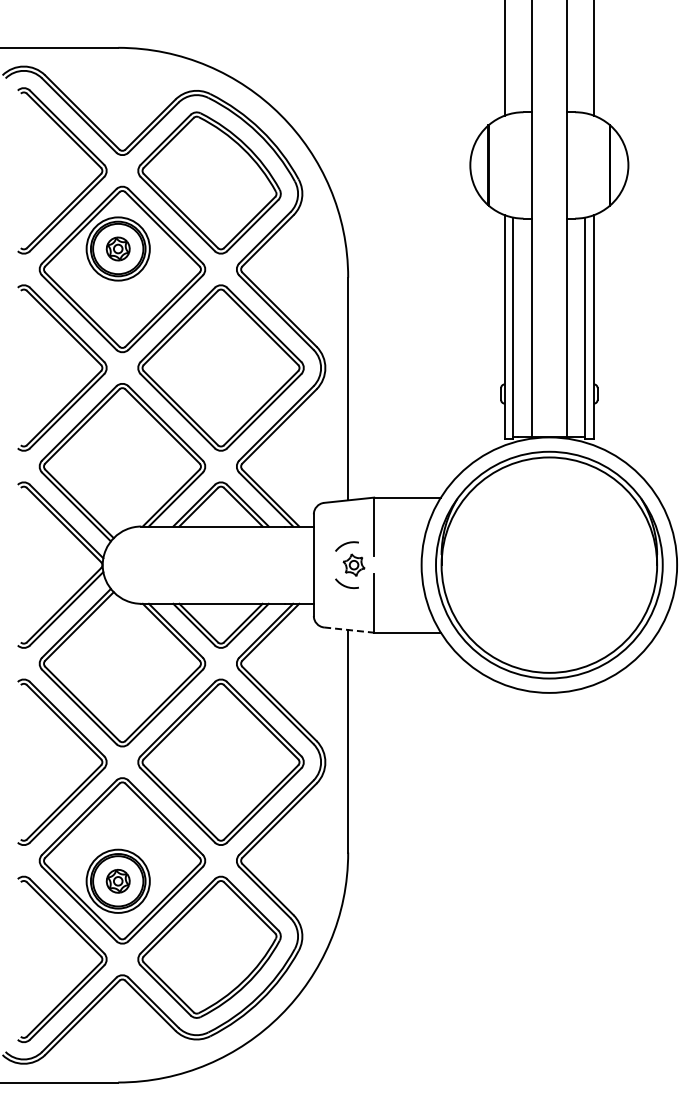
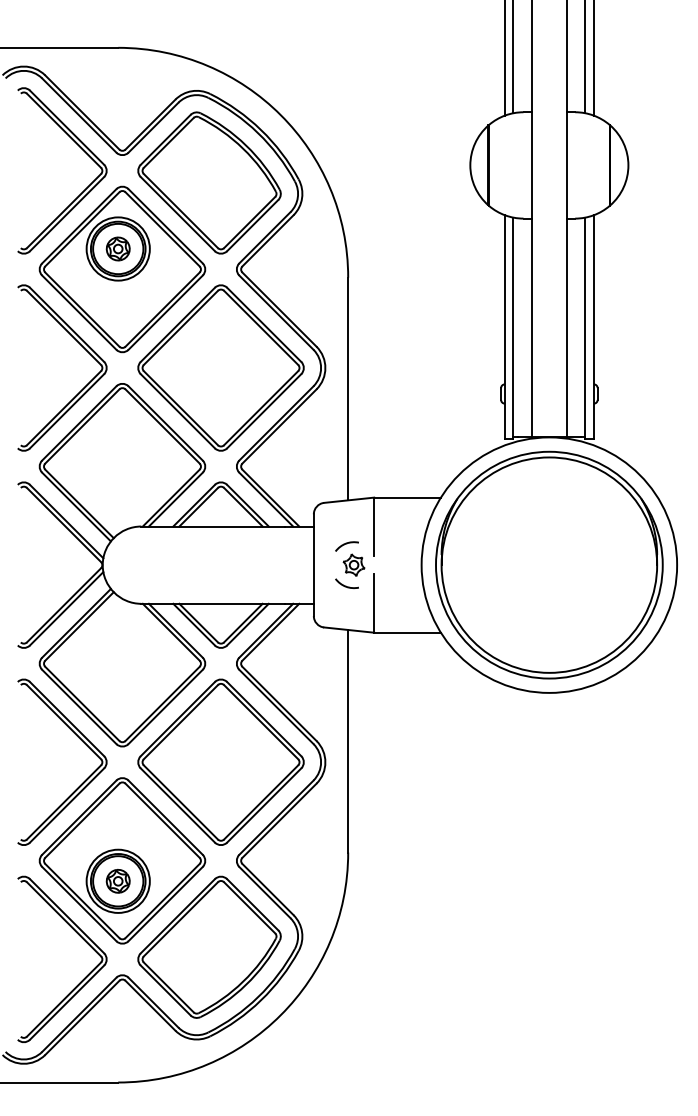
line: none -> present (513, 57)
line: none -> present (585, 57)
line: dashed -> solid (349, 630)
